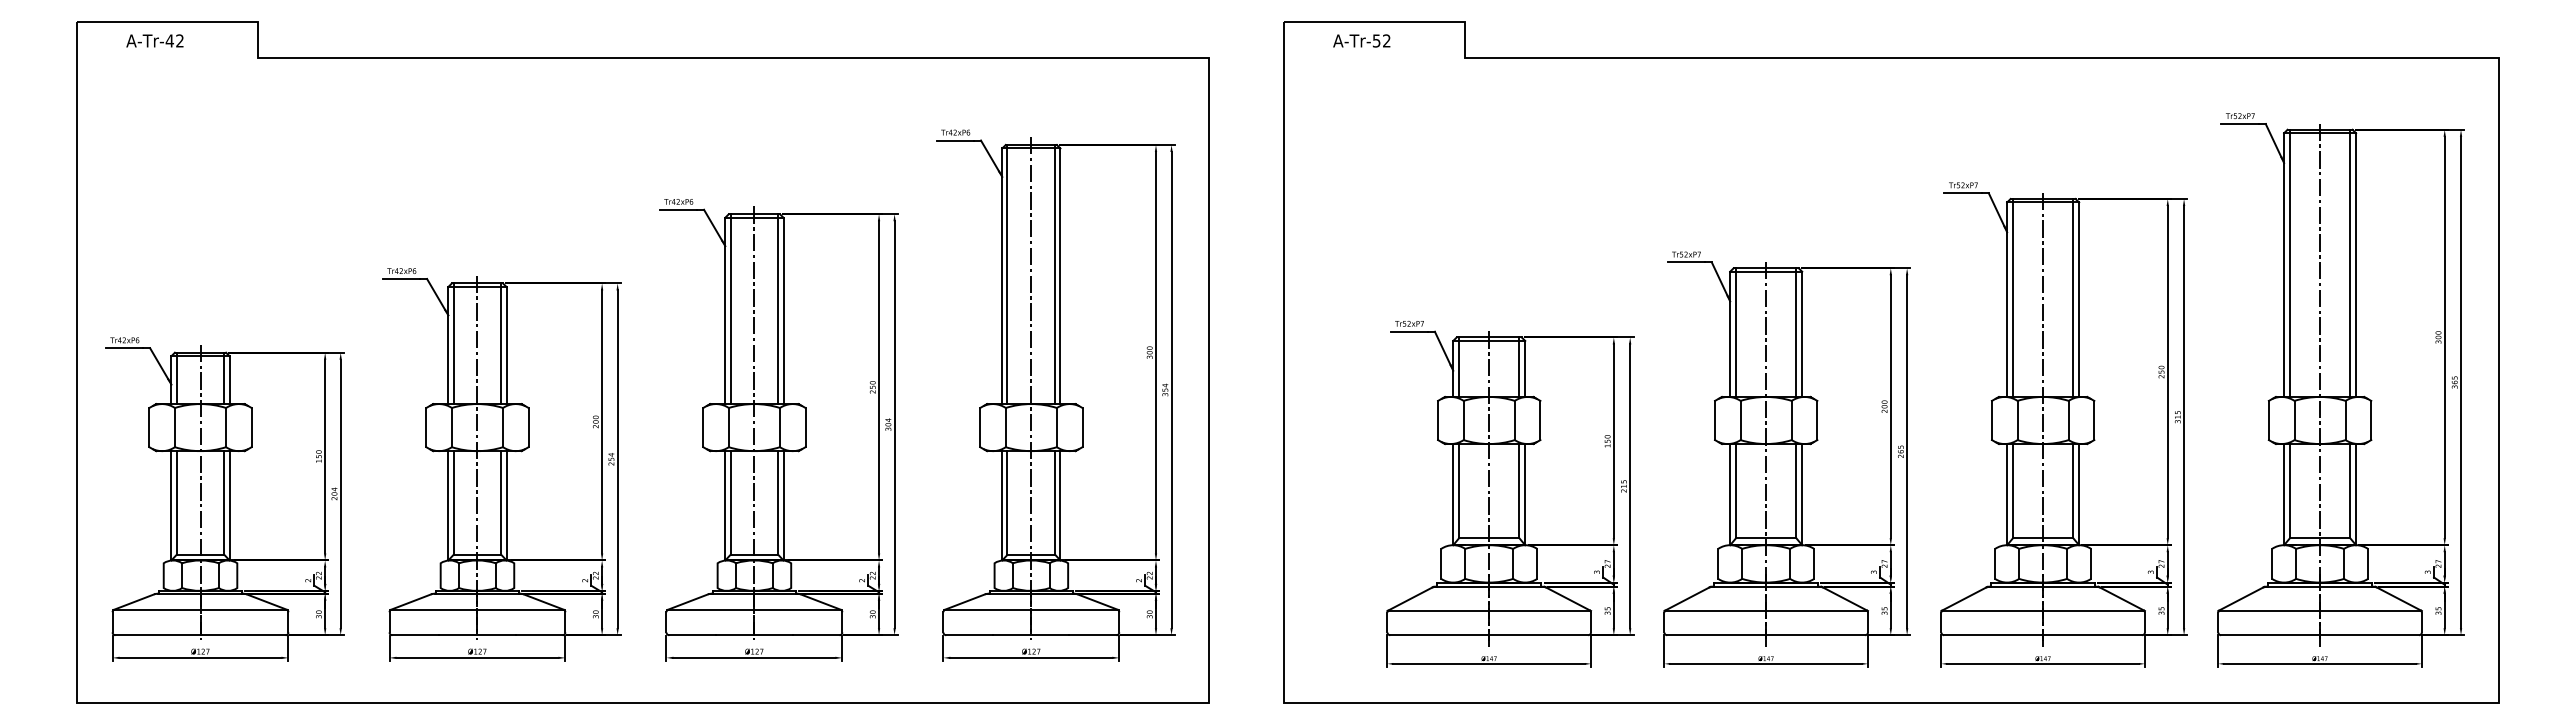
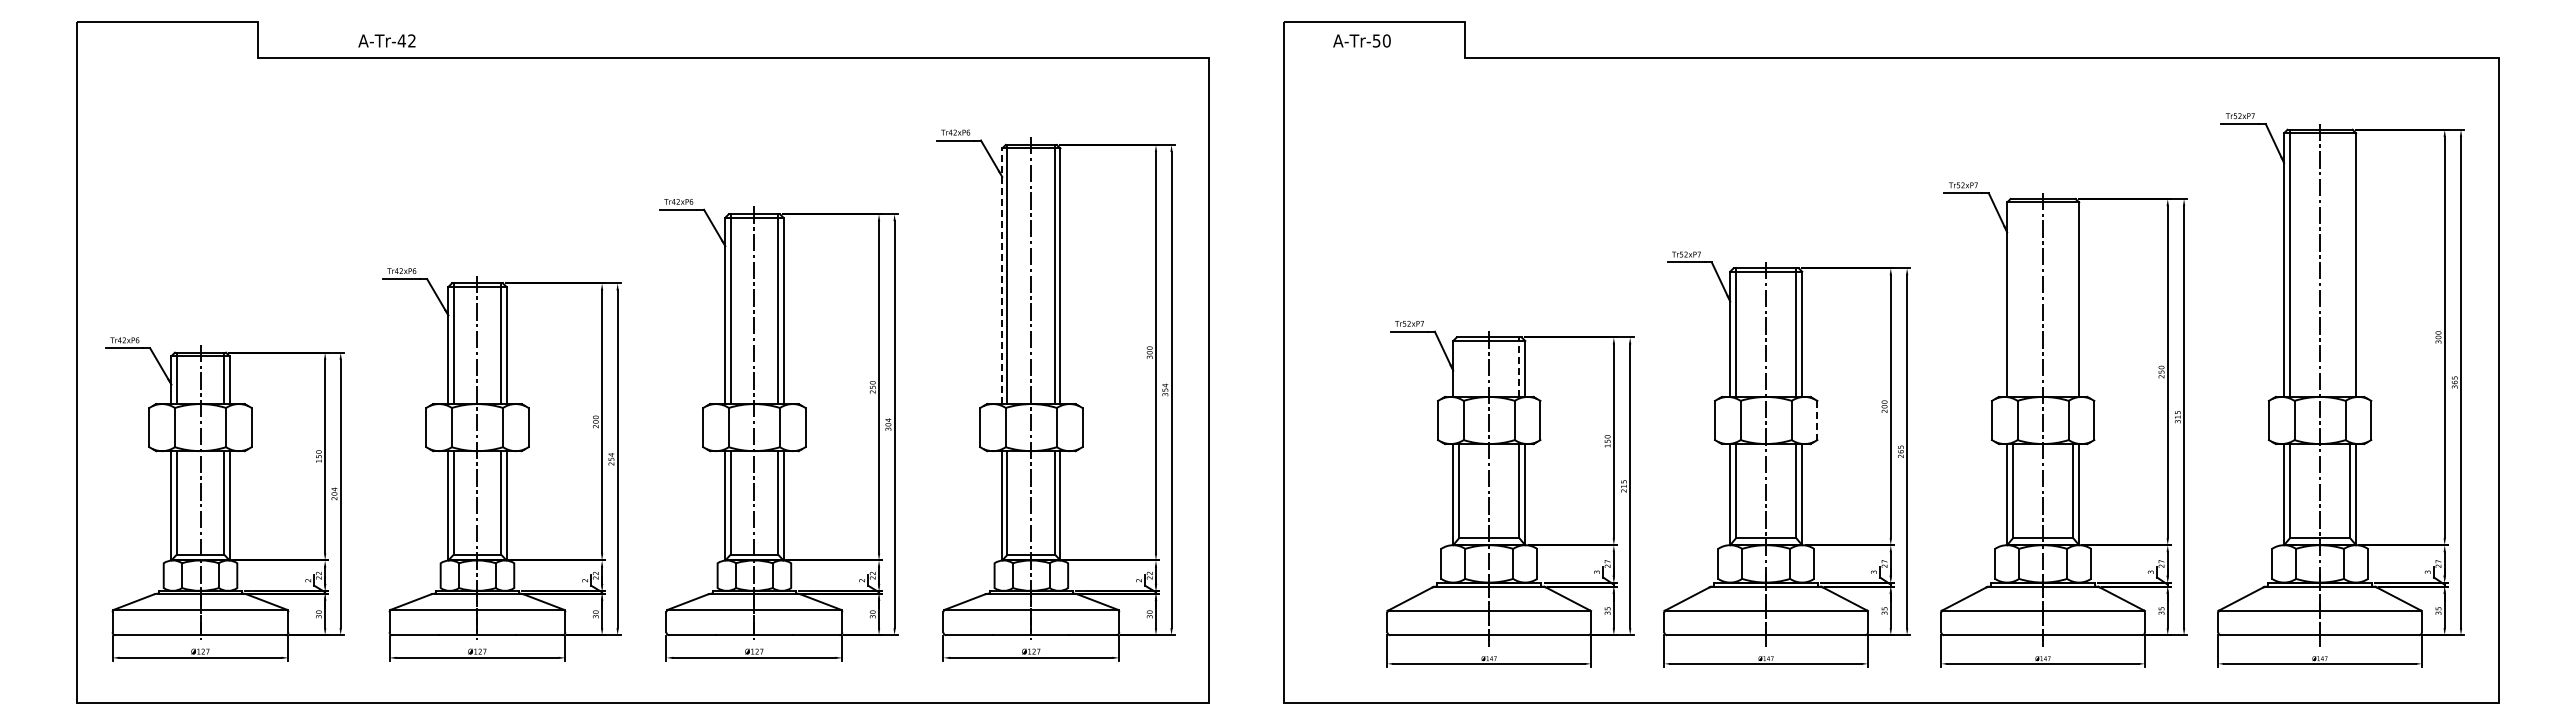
text position: (154, 40) -> (386, 40) (386, 40)
text: A-Tr-52 -> A-Tr-50 (1386, 40)
line: present -> none (2350, 262)
line: solid -> dashed (1002, 276)
line: present -> none (2012, 297)
line: present -> none (2073, 297)
line: present -> none (1459, 366)
line: solid -> dashed (1519, 367)
line: solid -> dashed (1817, 420)
